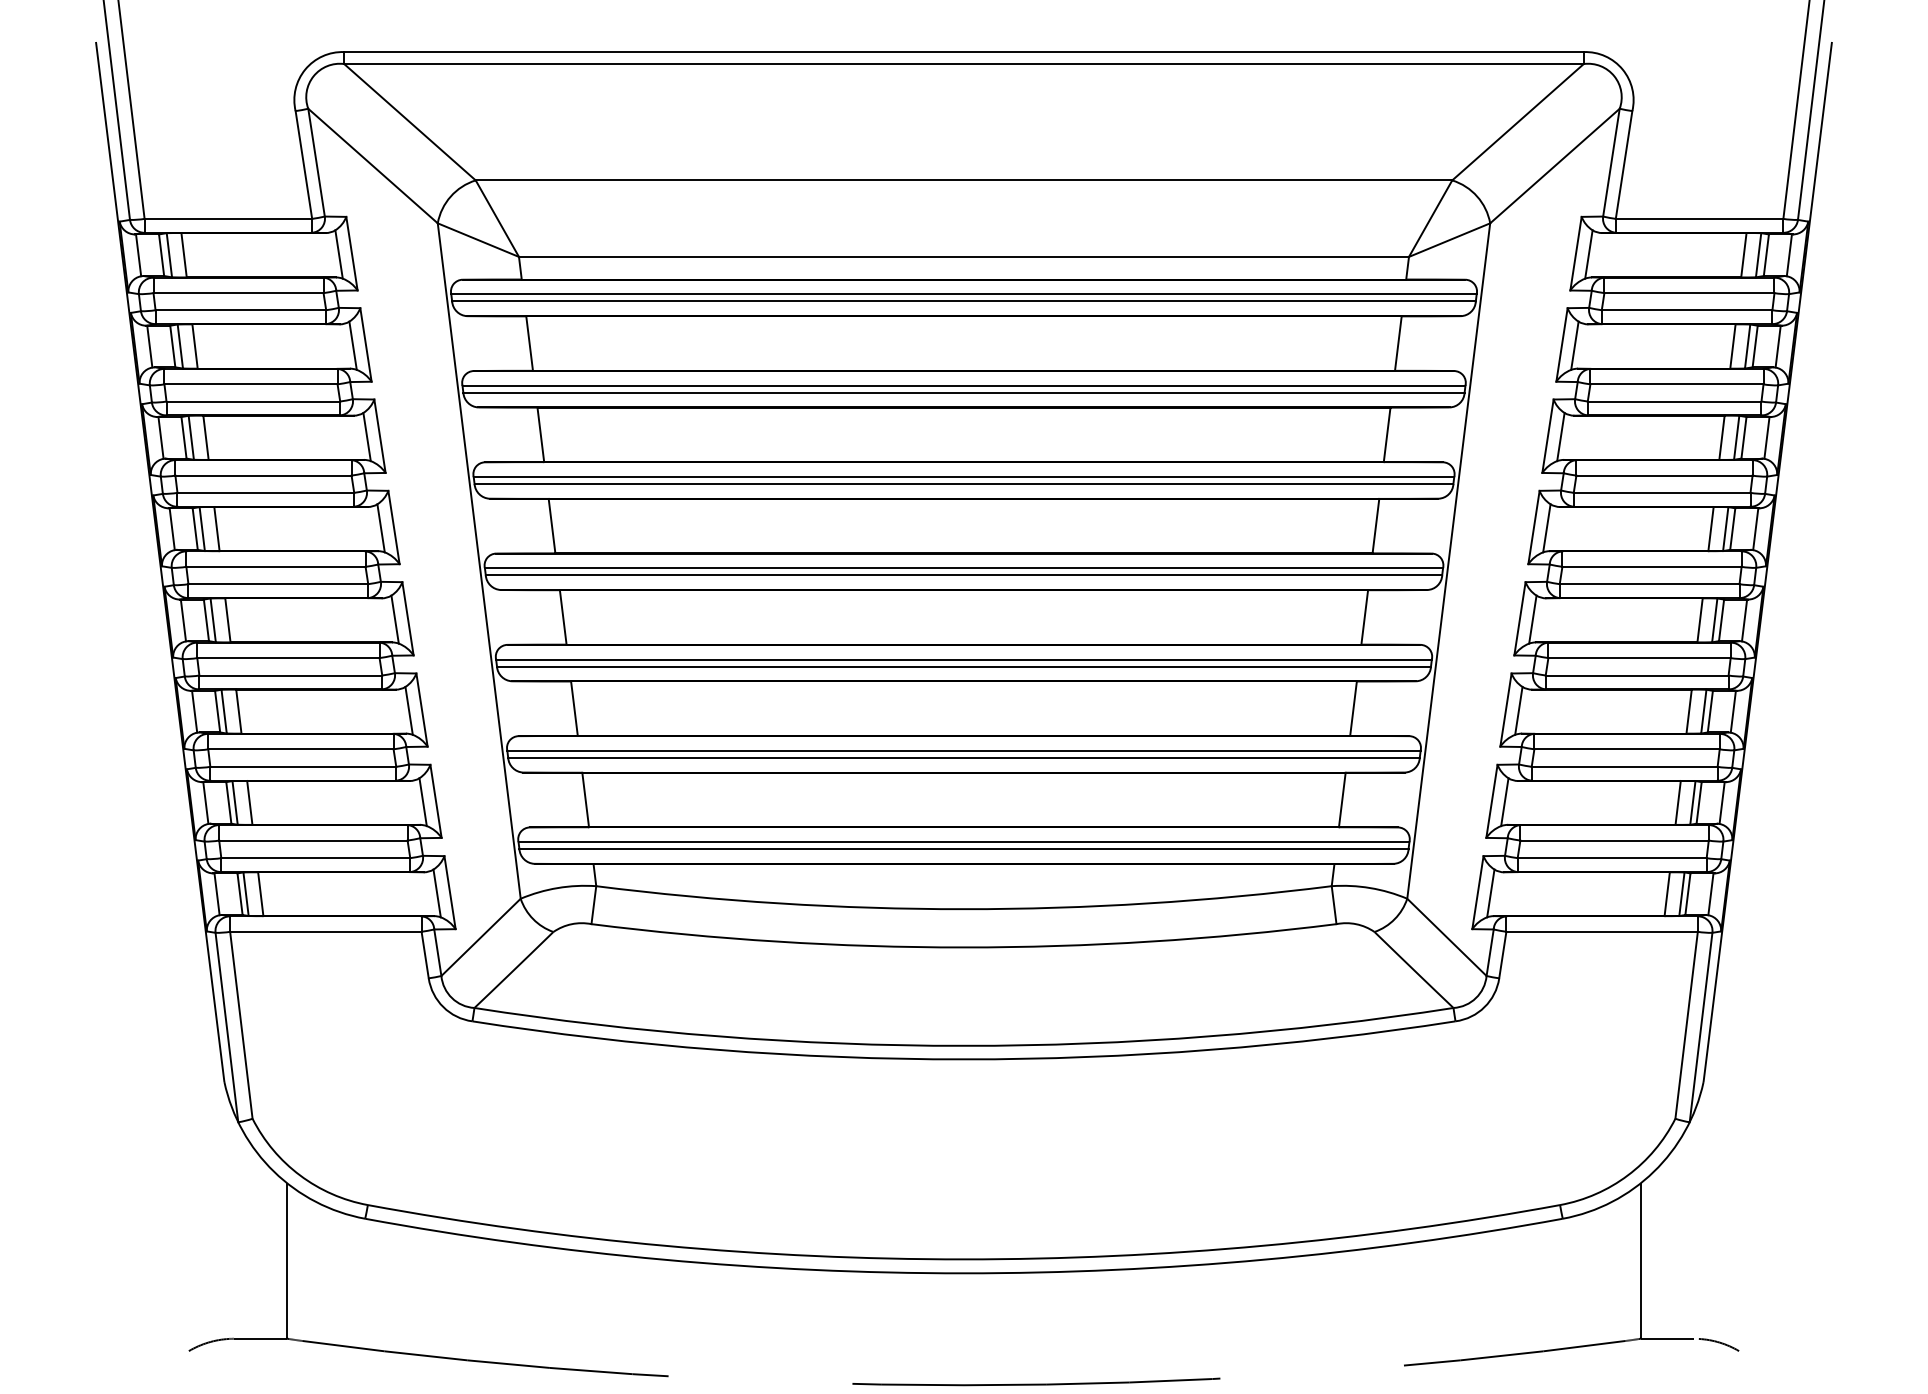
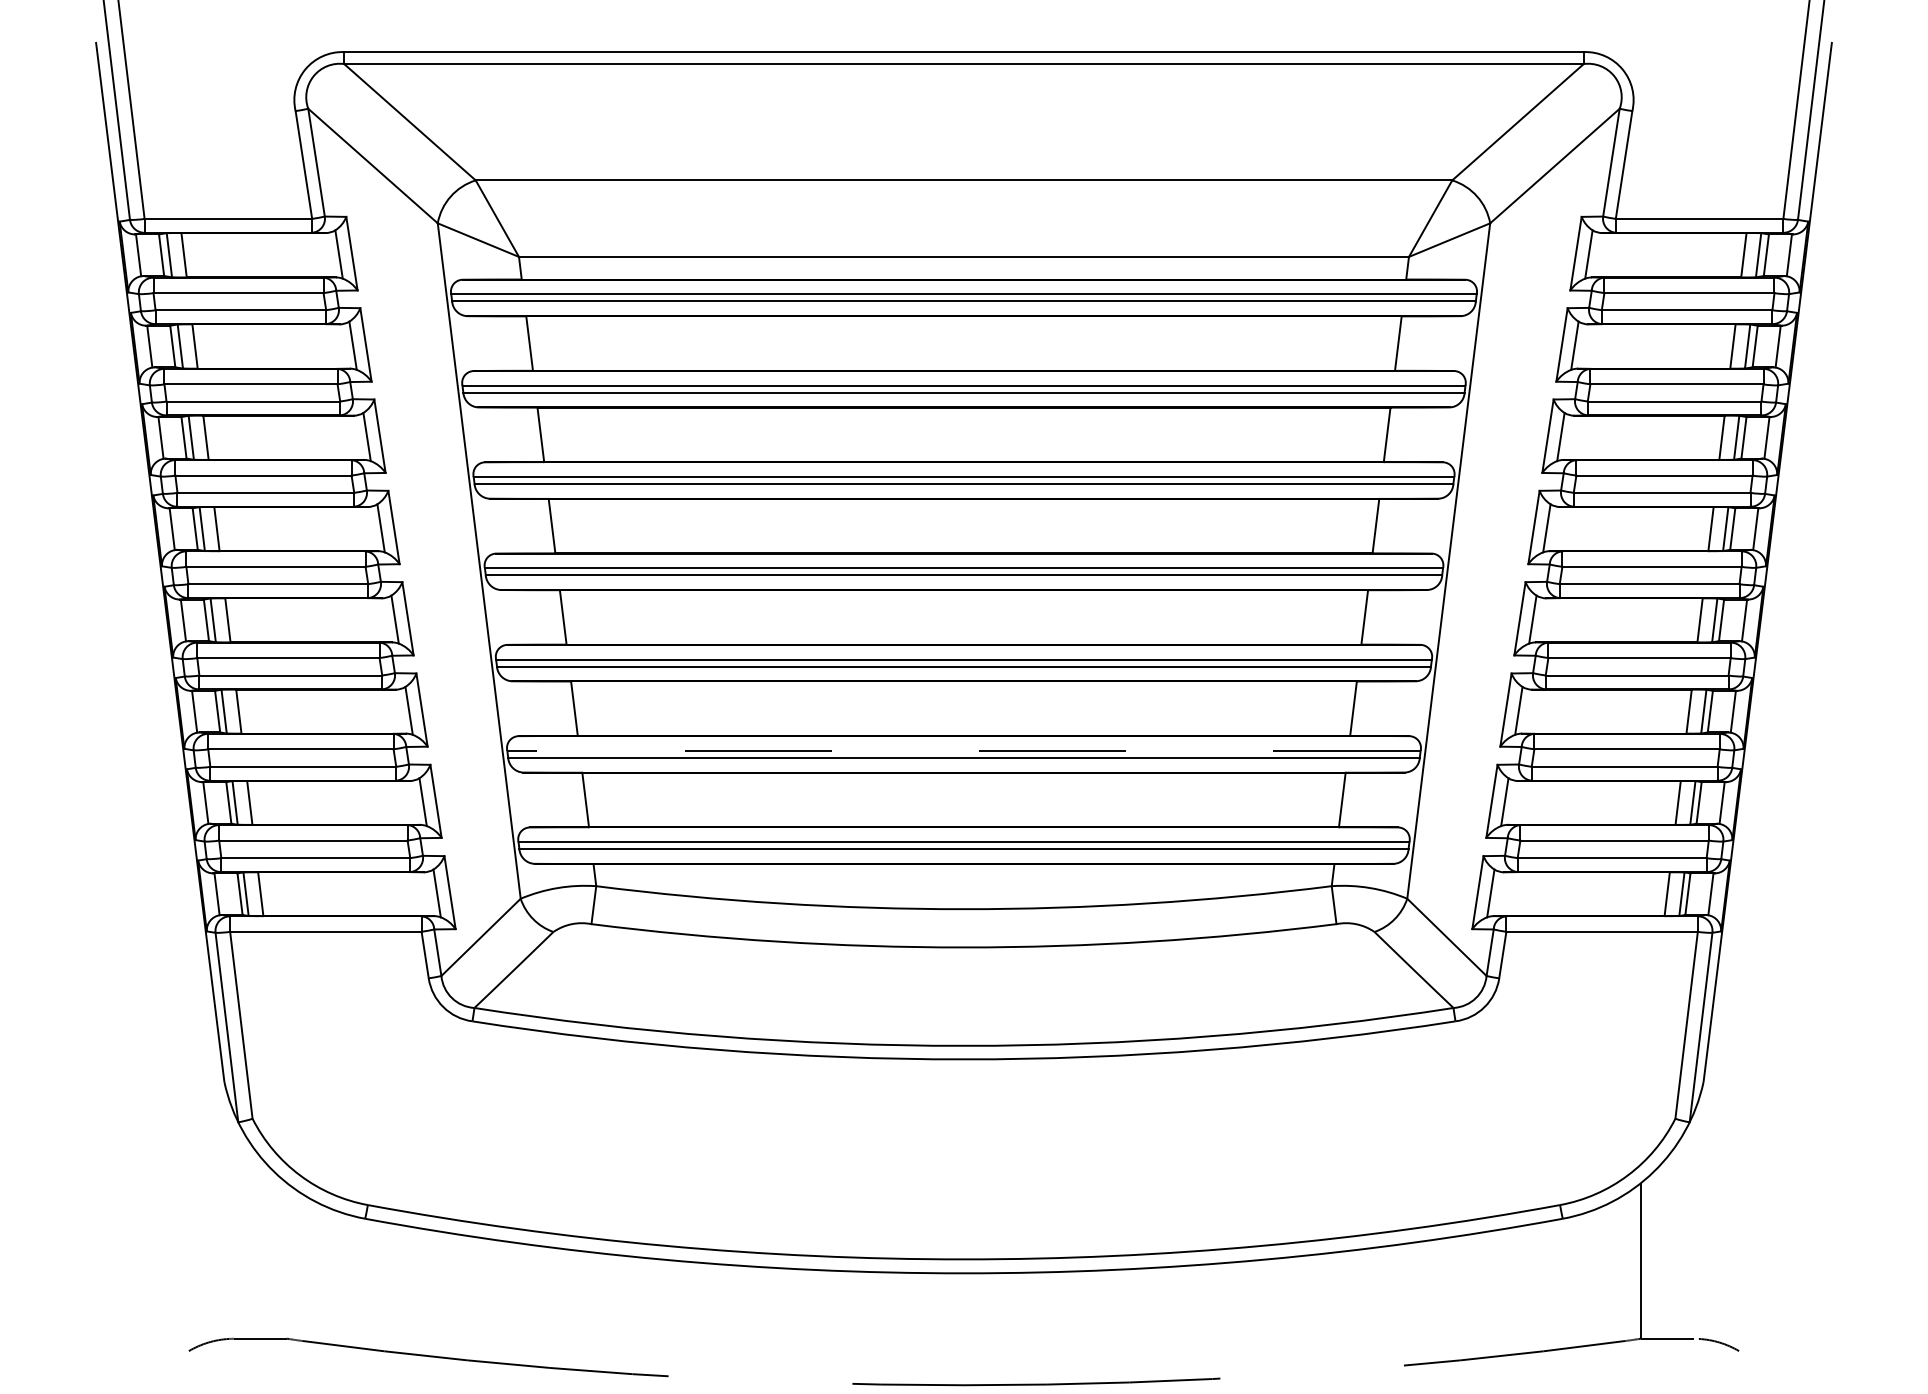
line: solid -> dashed (964, 750)
line: present -> none (286, 1260)
